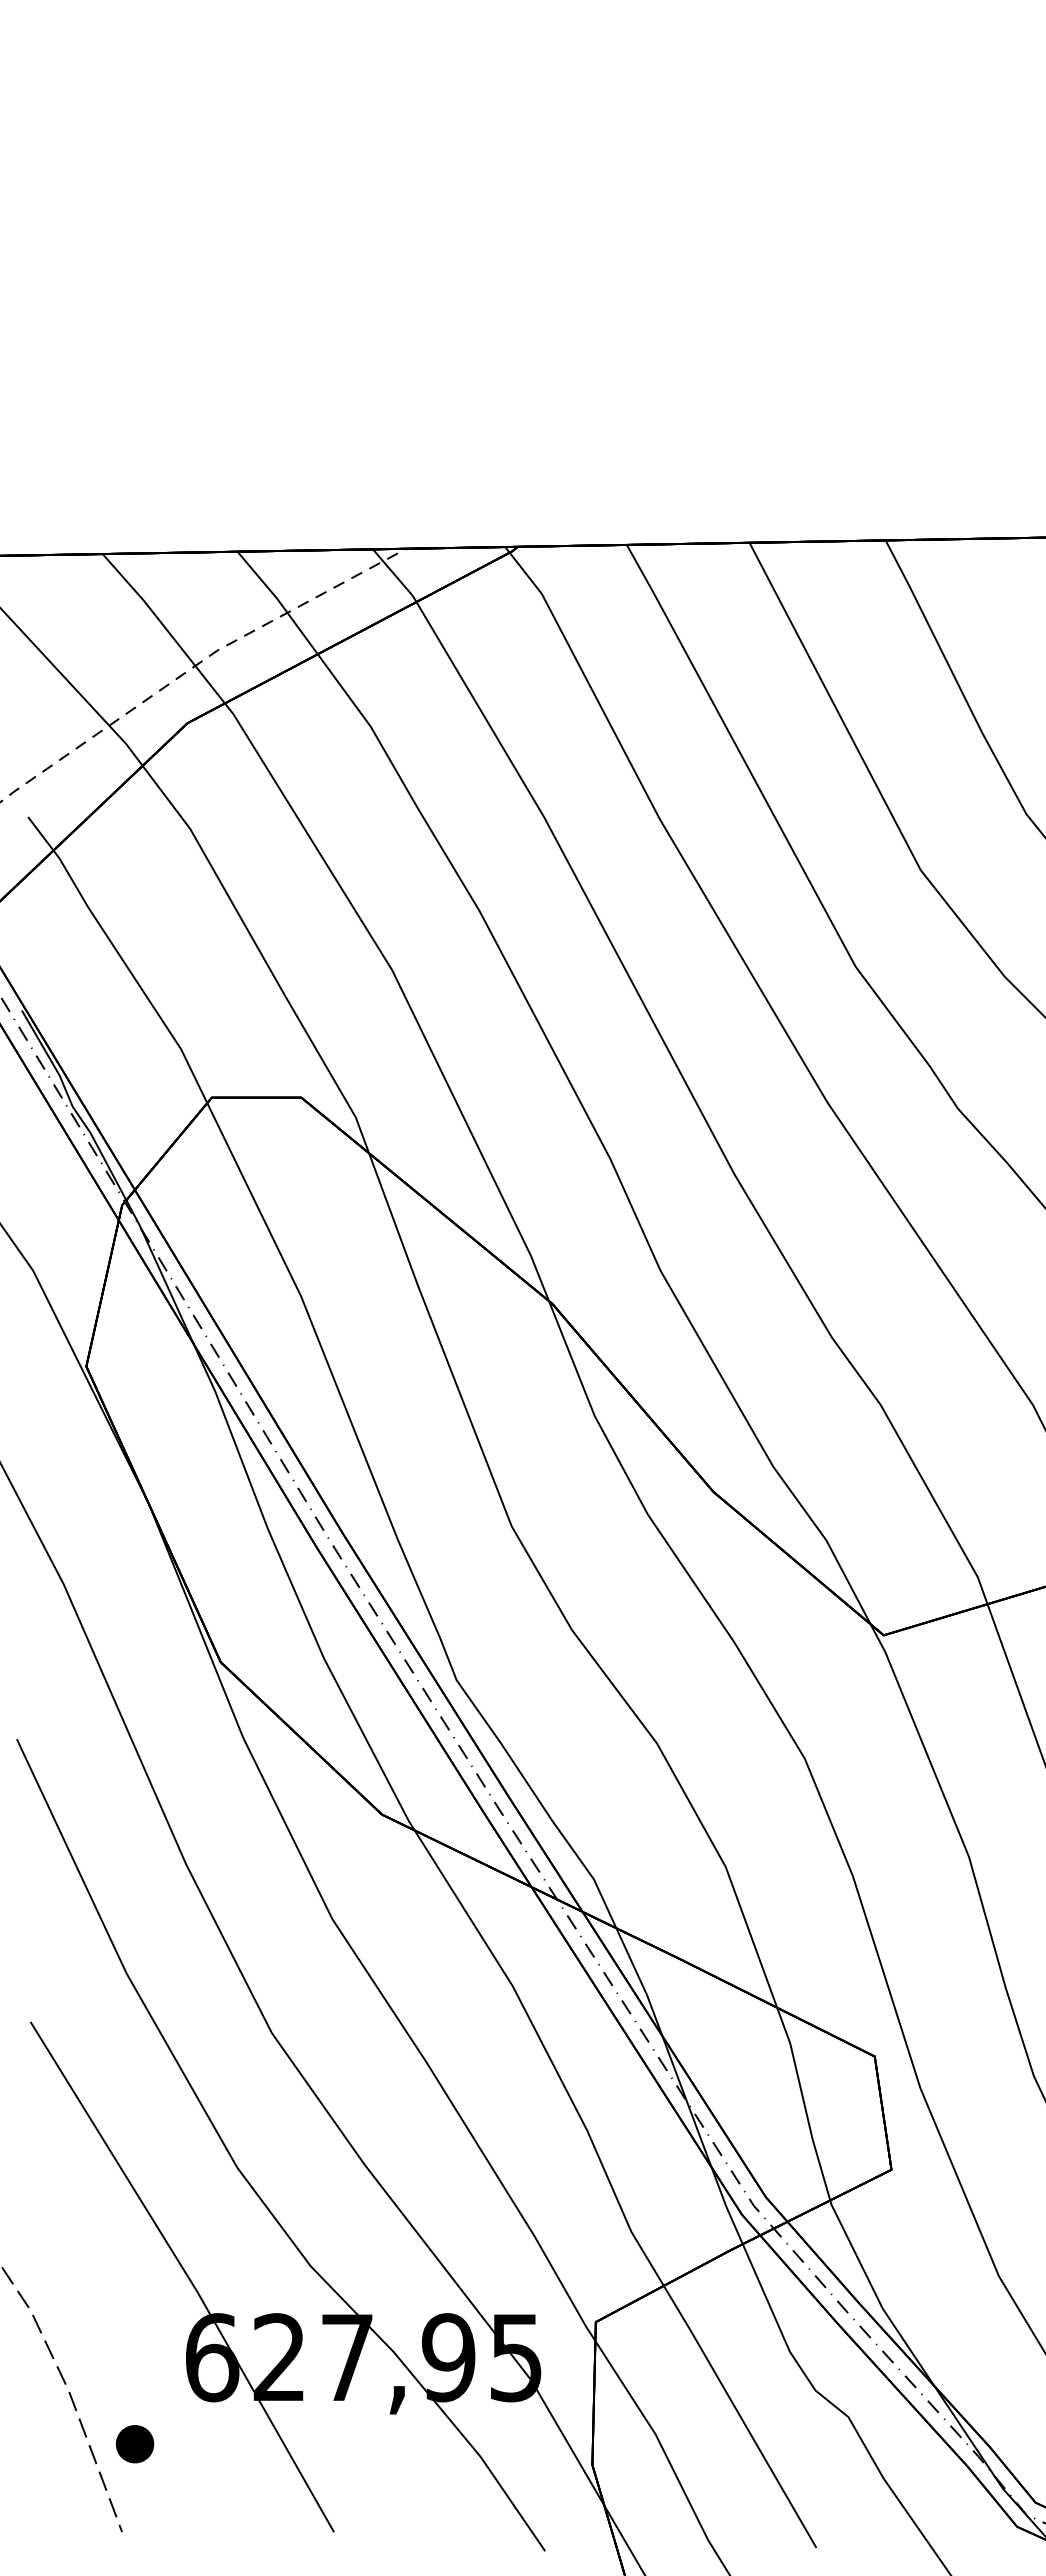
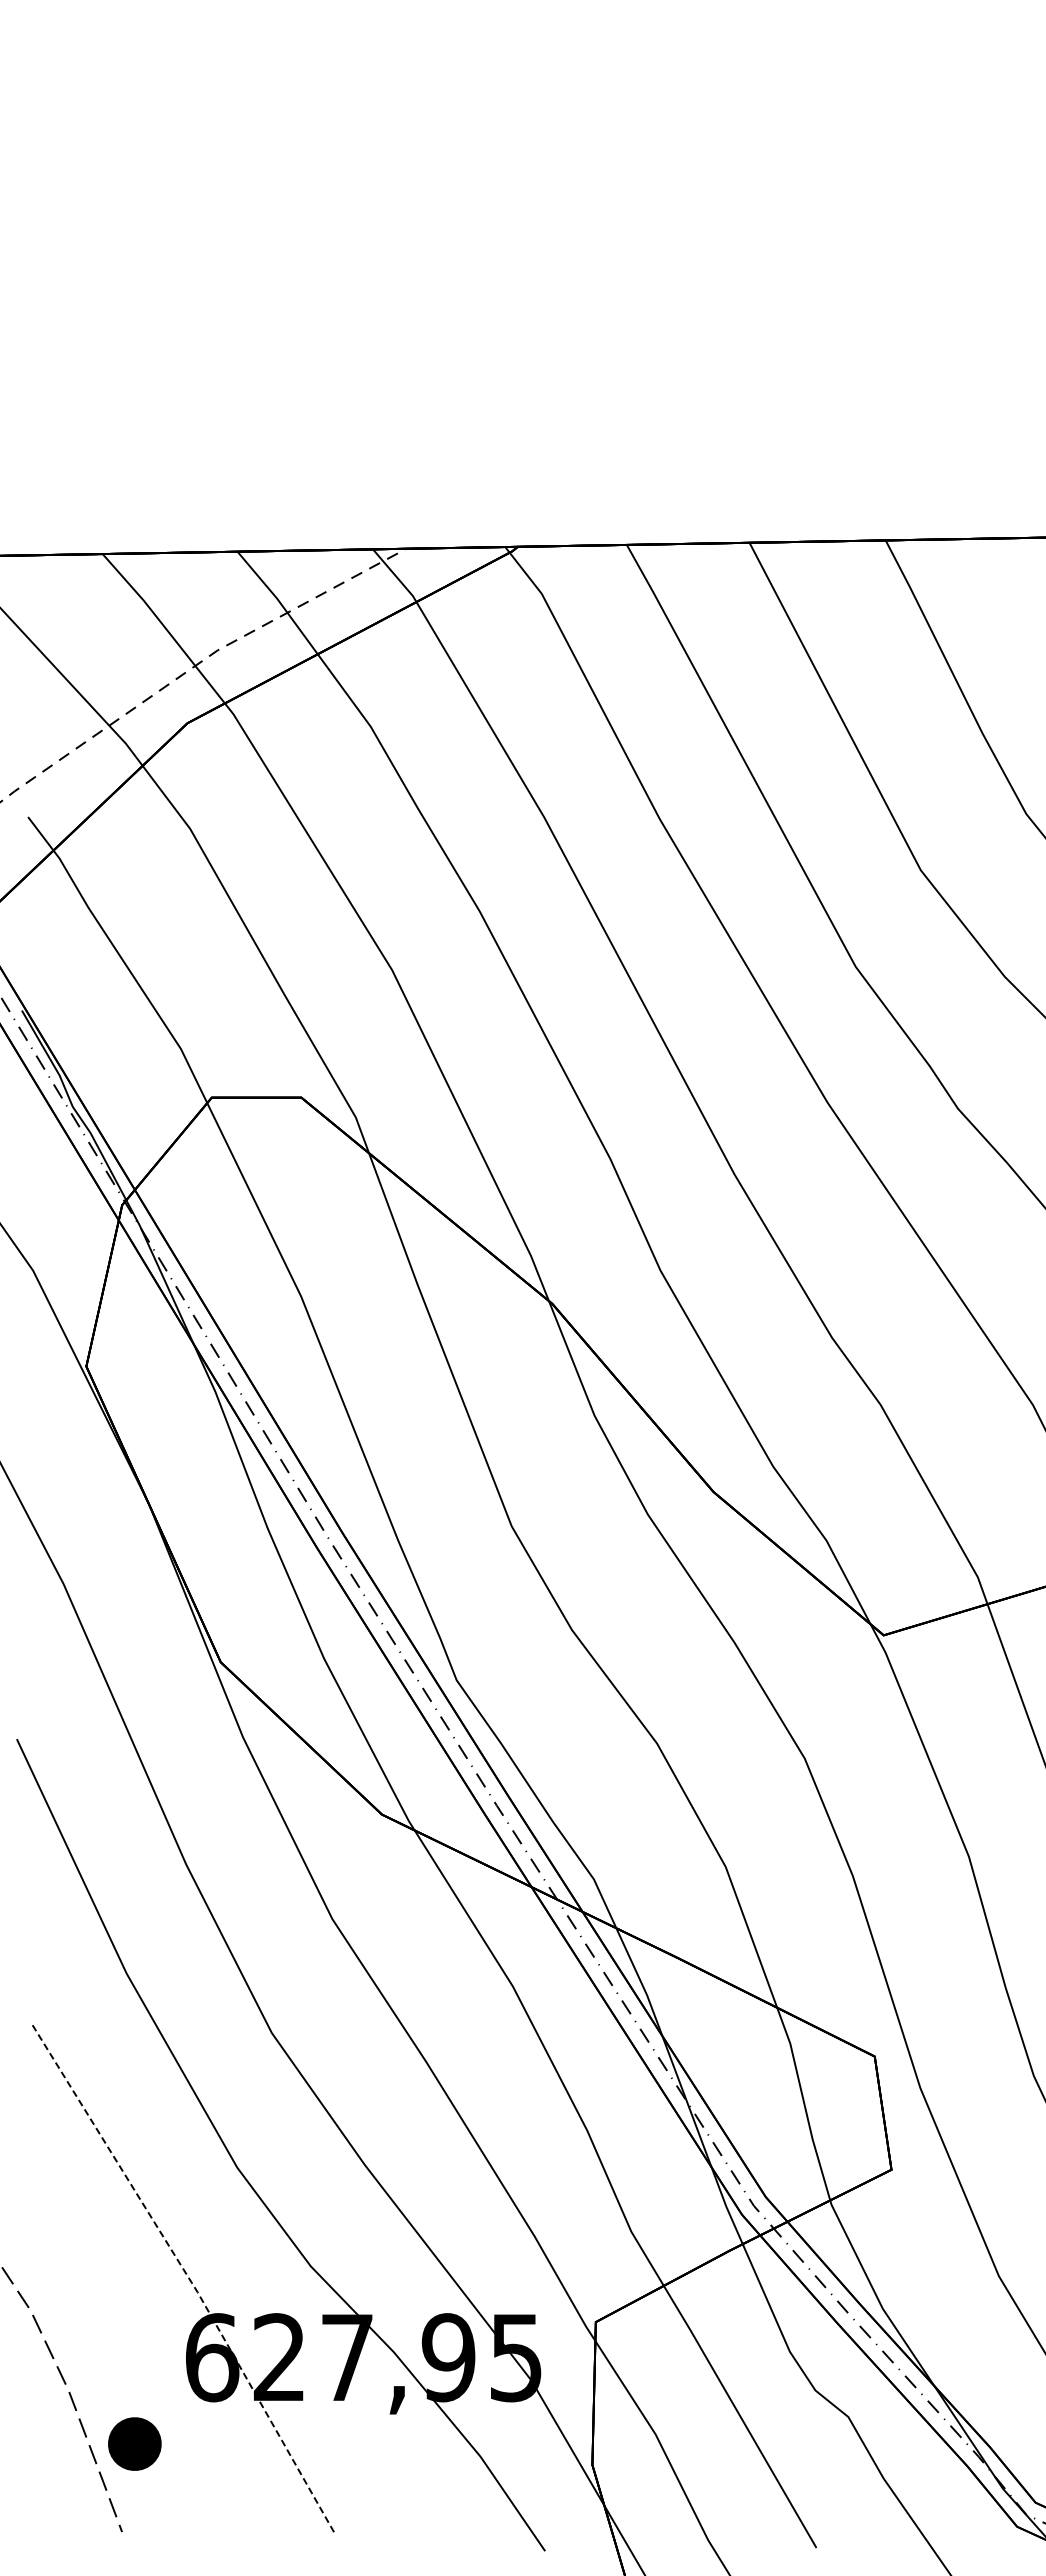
line: solid -> dashed (187, 2275)
part size: 39x39 px -> 54x54 px (134, 2443)
